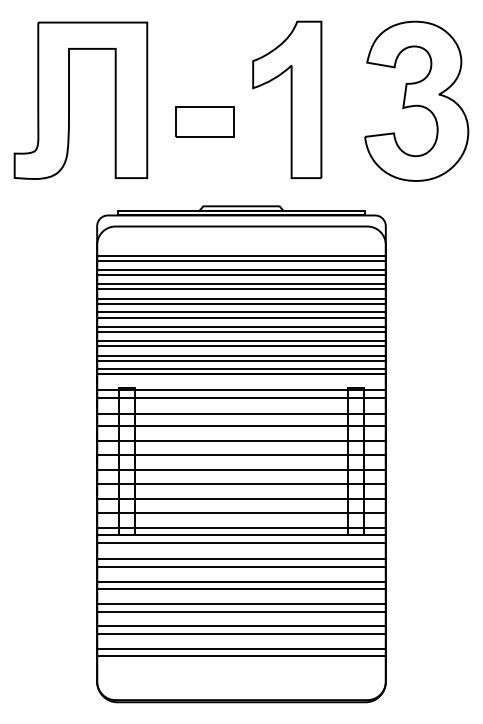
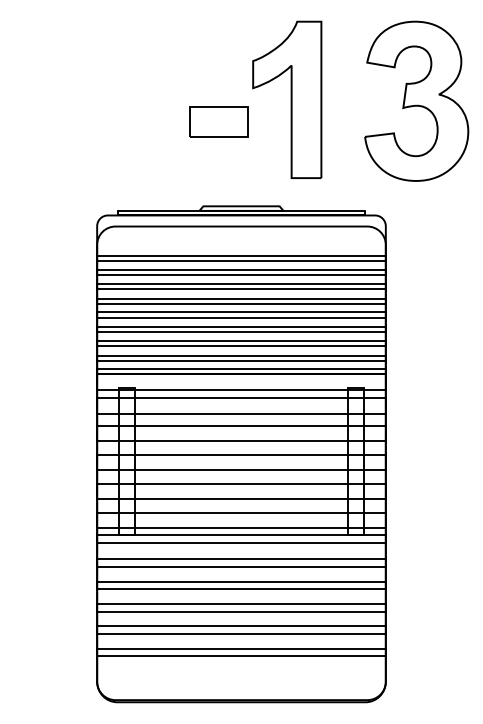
part: present -> none (69, 100)
part position: (204, 121) -> (218, 121) (218, 121)
